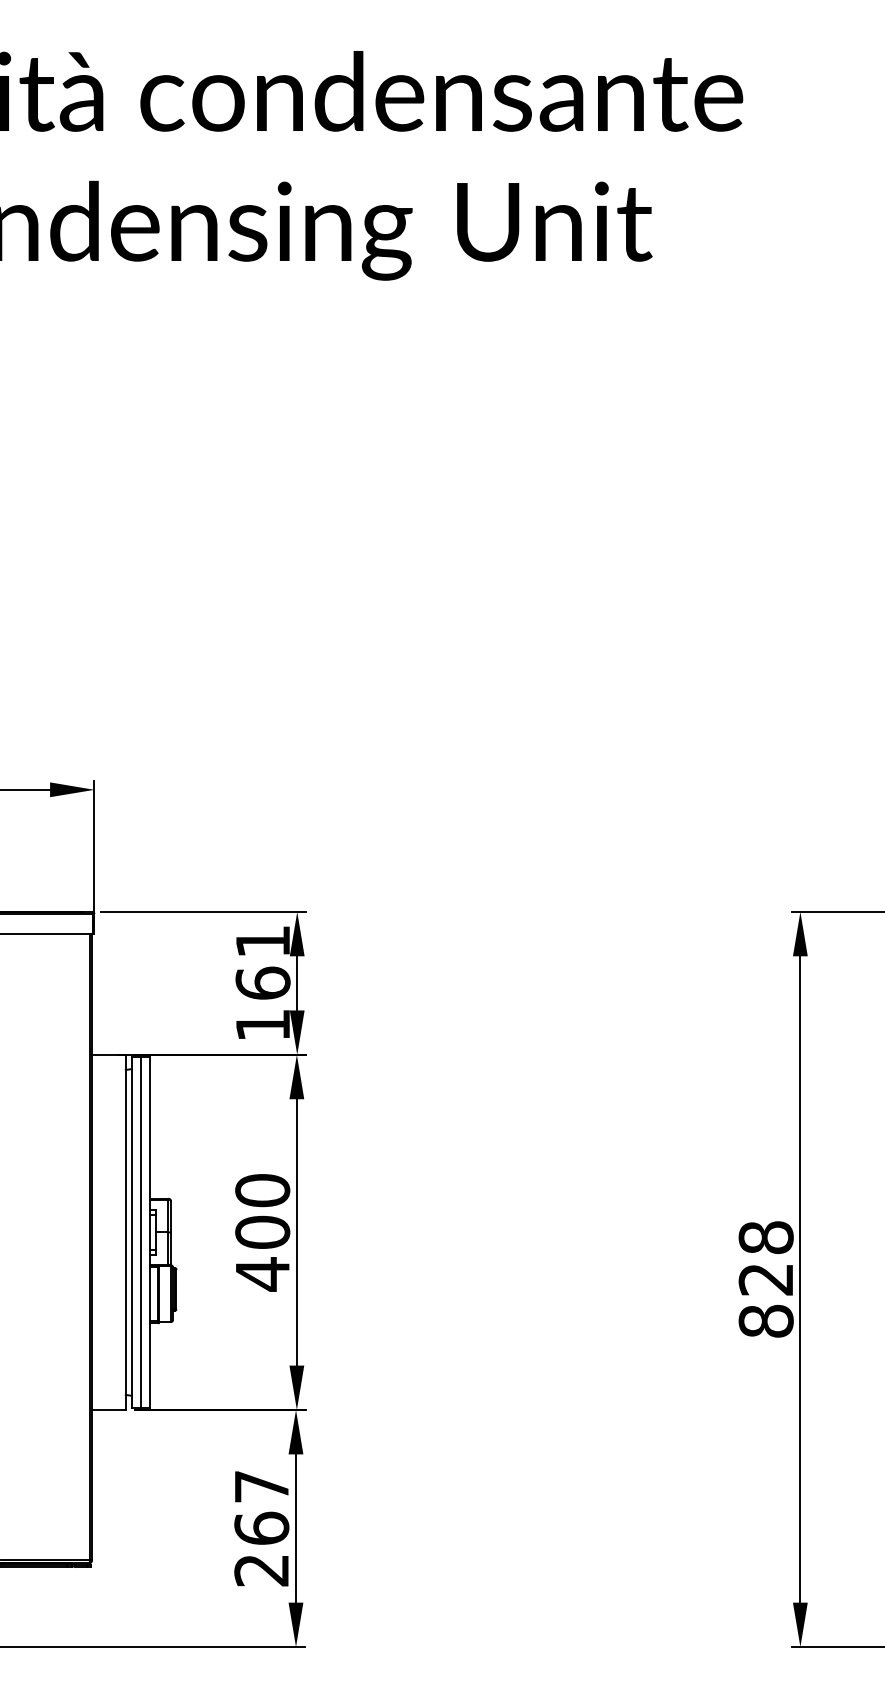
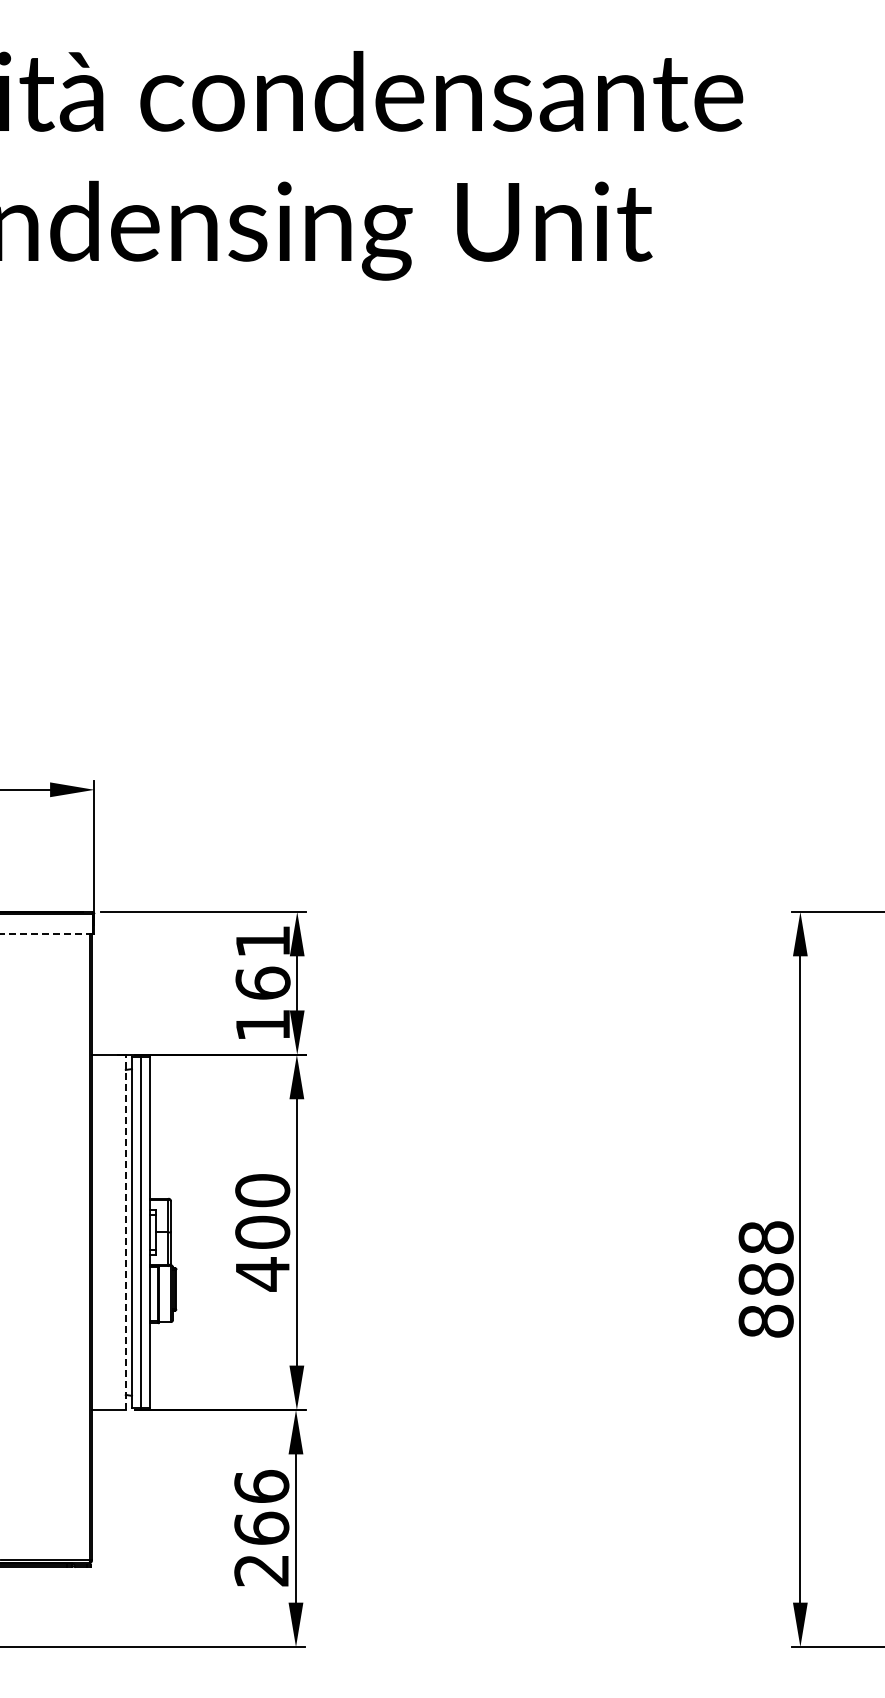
line: solid -> dashed (46, 934)
line: solid -> dashed (125, 1232)
text: 828 -> 888 (765, 1279)
text: 267 -> 266 (261, 1486)
